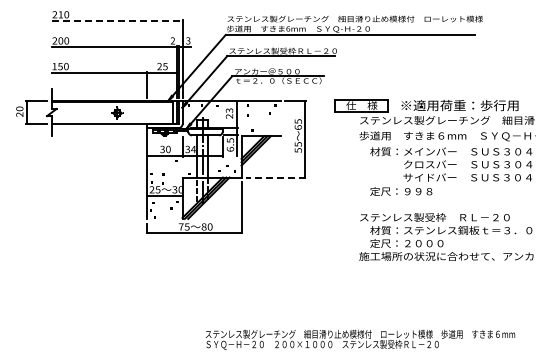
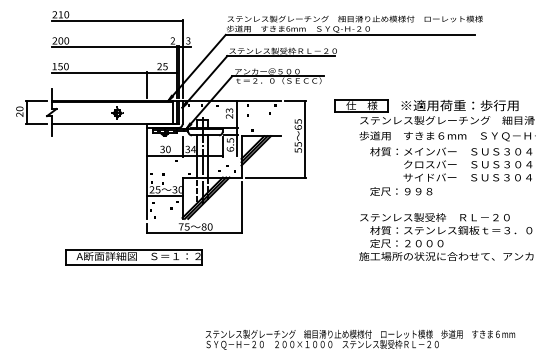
line: dashed -> solid (117, 20)
line: dashed -> solid (276, 177)
part: none -> present (133, 257)
